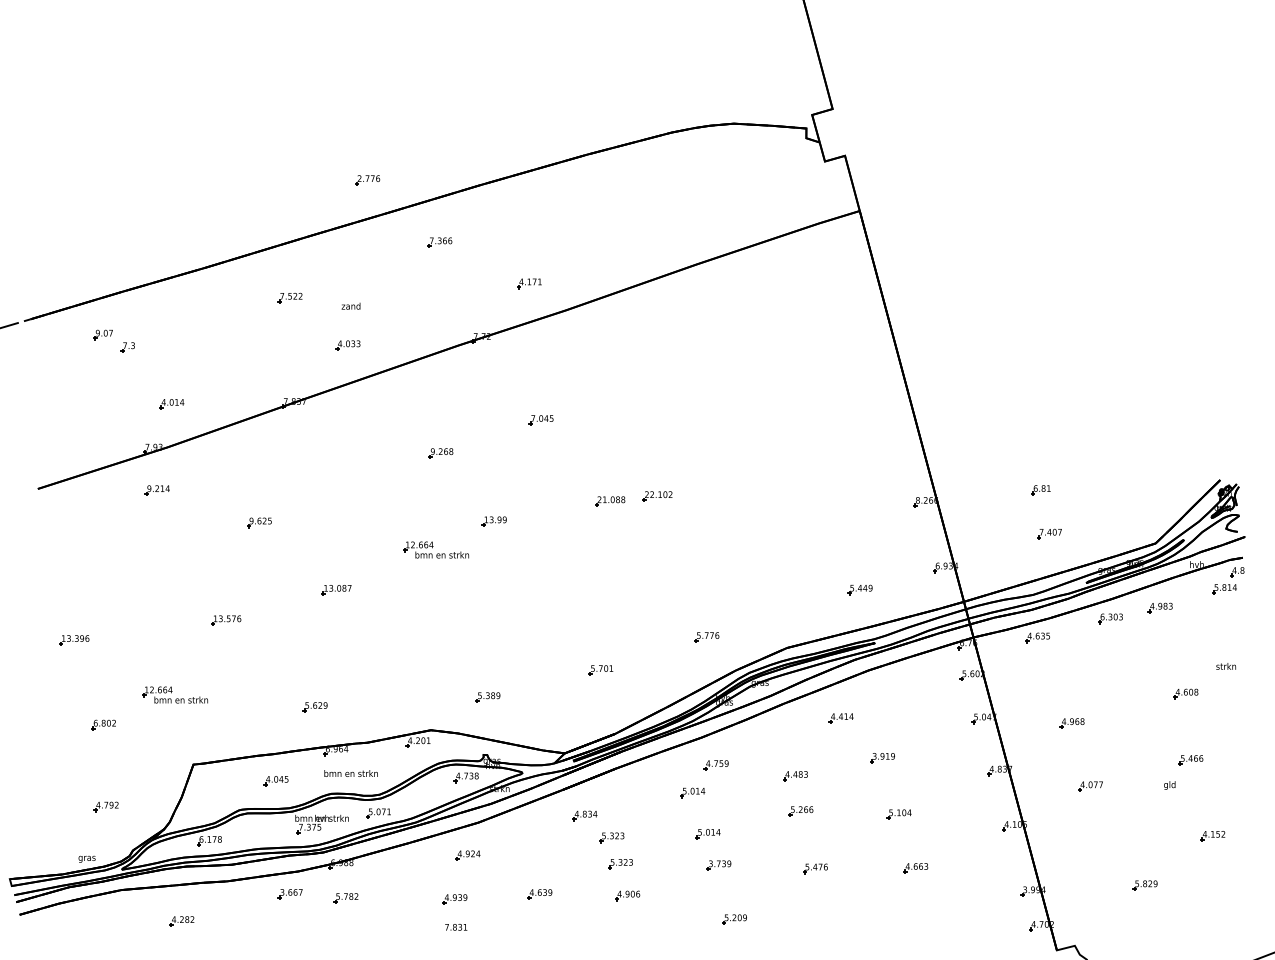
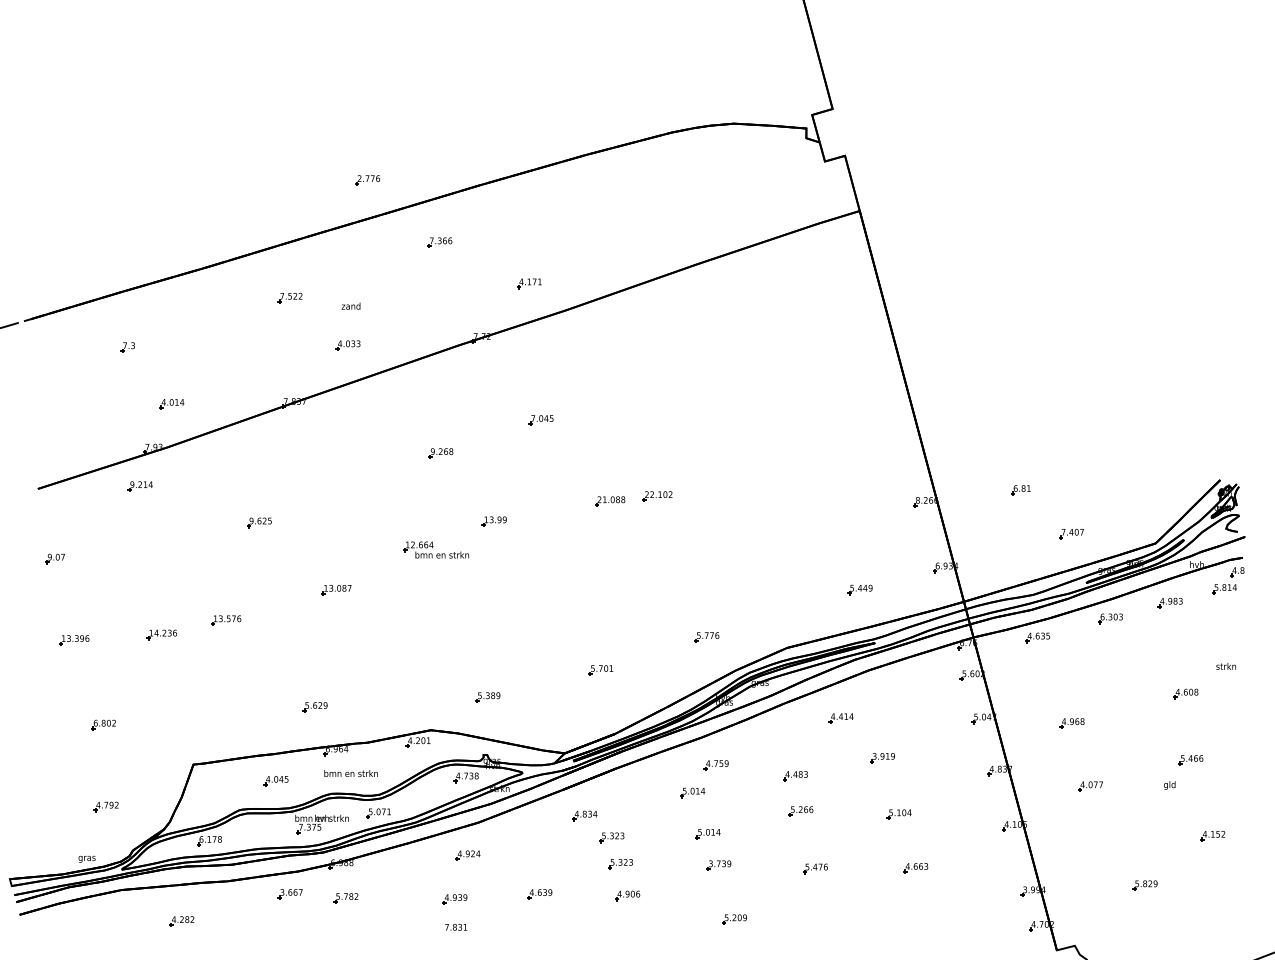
part position: (102, 334) -> (54, 558) (54, 558)
part position: (156, 490) -> (139, 486) (139, 486)
part position: (1040, 490) -> (1020, 490) (1020, 490)
part position: (1049, 533) -> (1071, 533) (1071, 533)
part position: (1159, 607) -> (1169, 602) (1169, 602)
part: none -> present (161, 634)
part: present -> none (174, 694)
